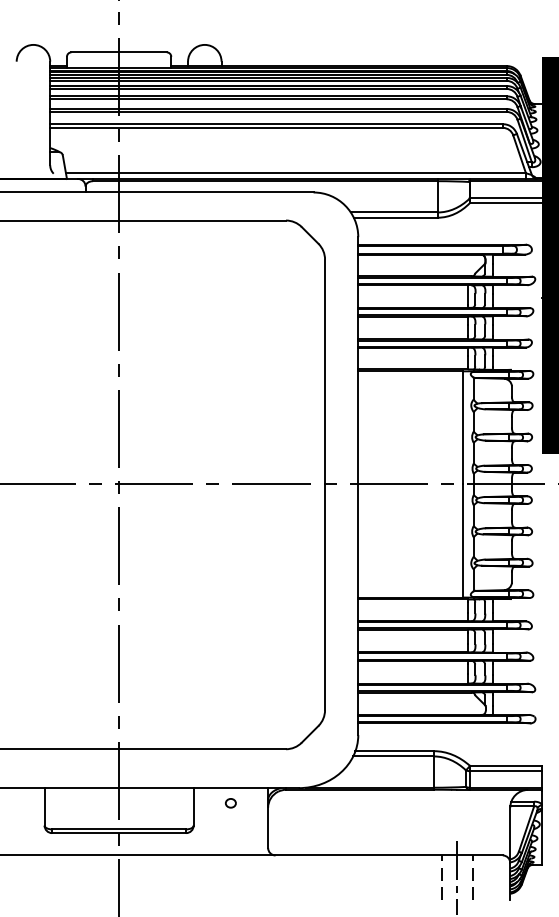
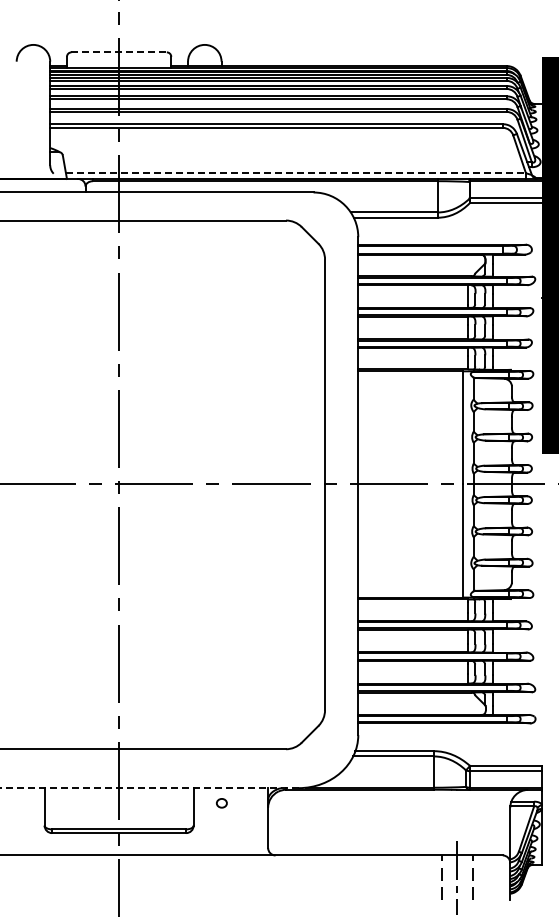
line: solid -> dashed (119, 52)
line: solid -> dashed (295, 173)
line: solid -> dashed (150, 788)
part position: (230, 803) -> (221, 803) (221, 803)
